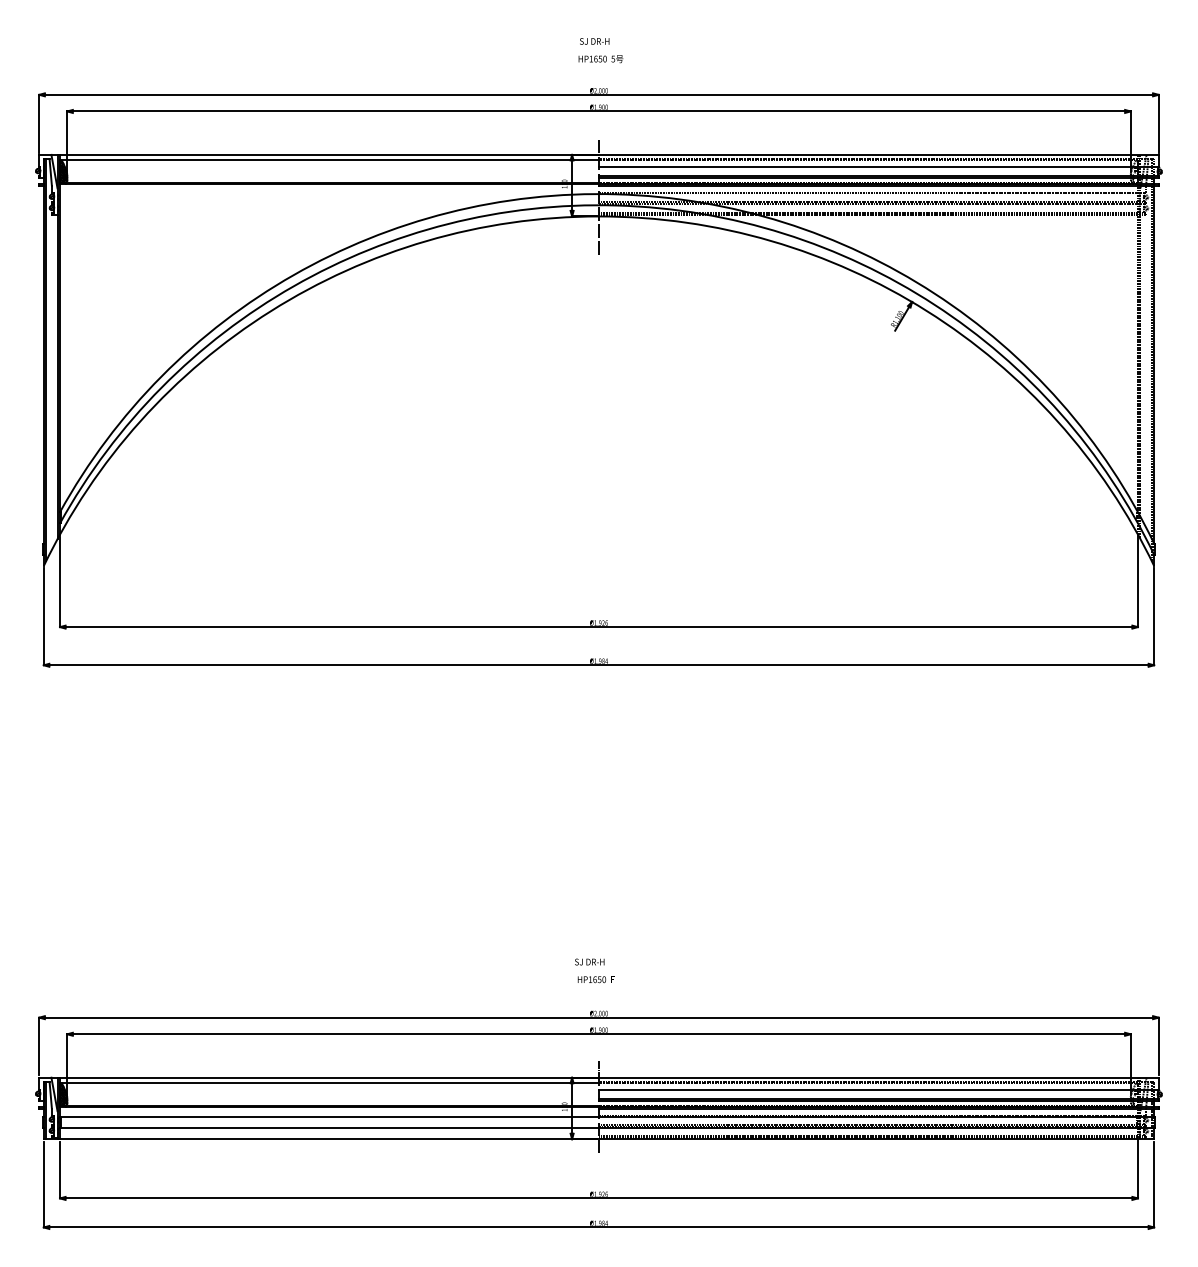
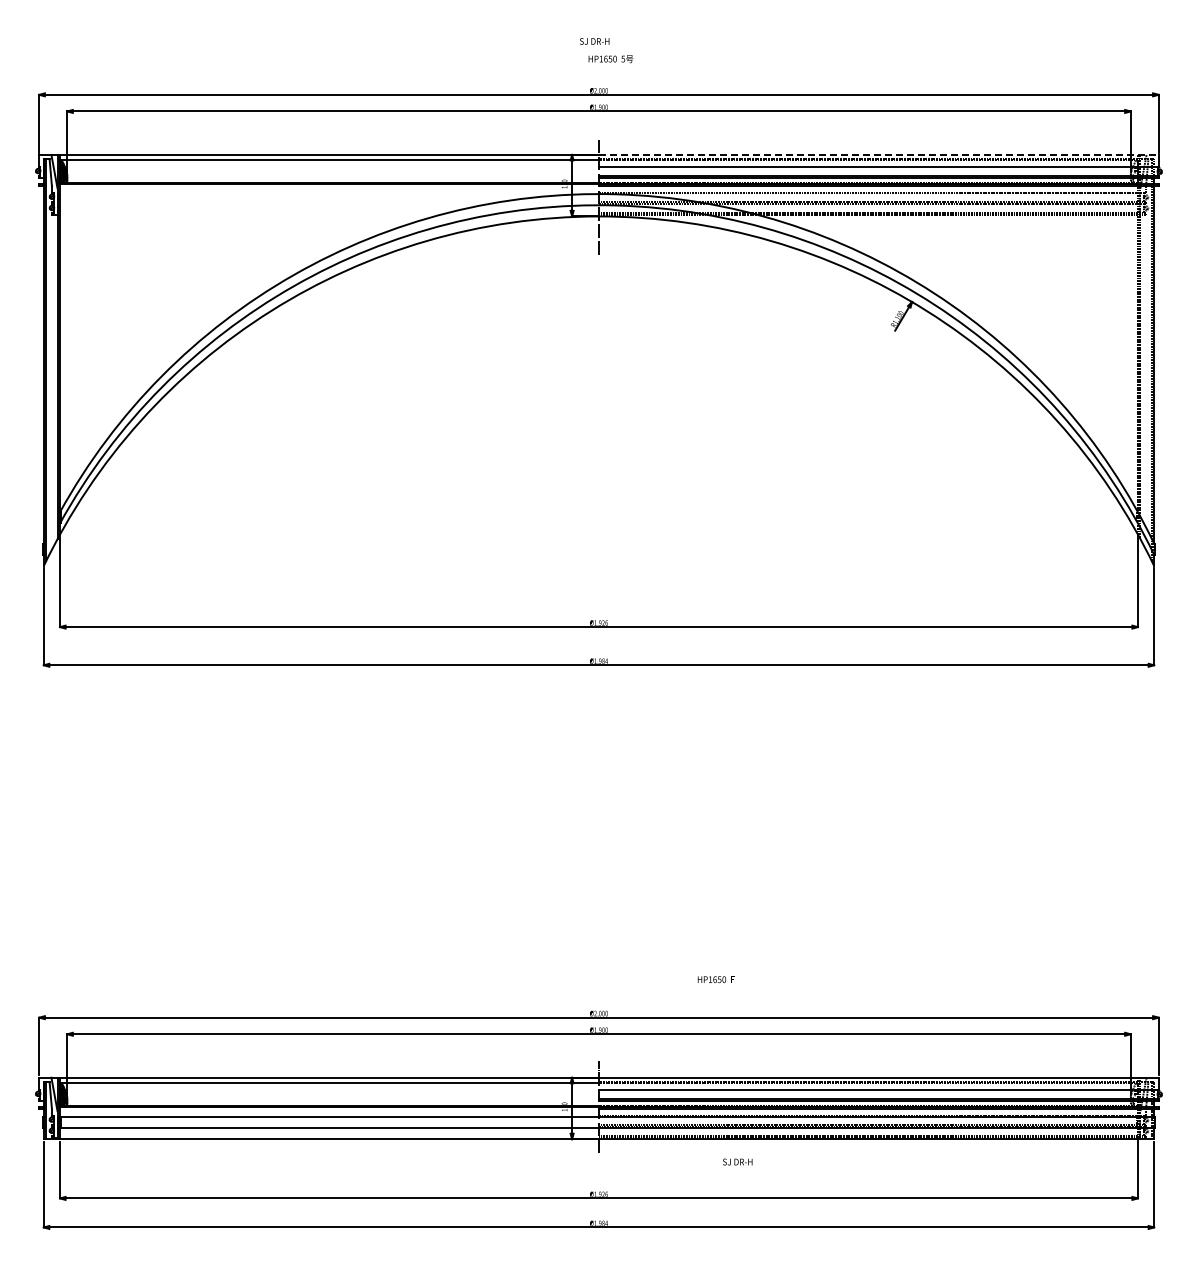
text position: (600, 59) -> (610, 59) (610, 59)
line: solid -> dashed (878, 154)
text position: (589, 961) -> (737, 1161) (737, 1161)
text position: (595, 979) -> (715, 979) (715, 979)
